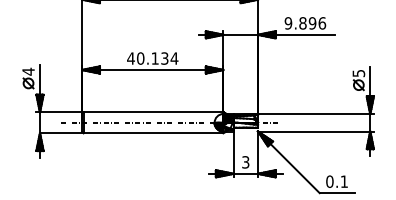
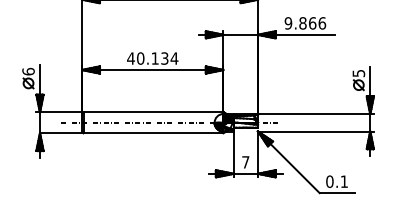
text: 9.896 -> 9.866 (312, 23)
text: 4 -> 6 (28, 71)
text: 3 -> 7 (245, 162)
